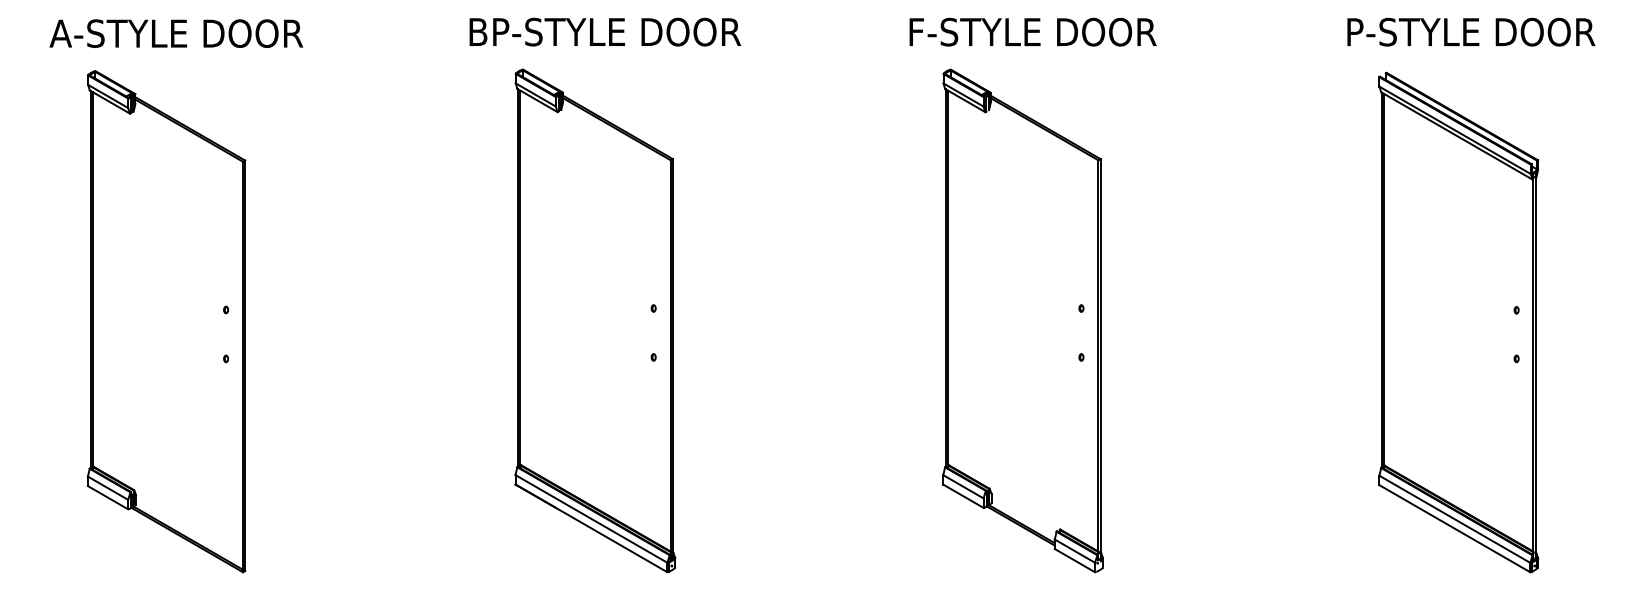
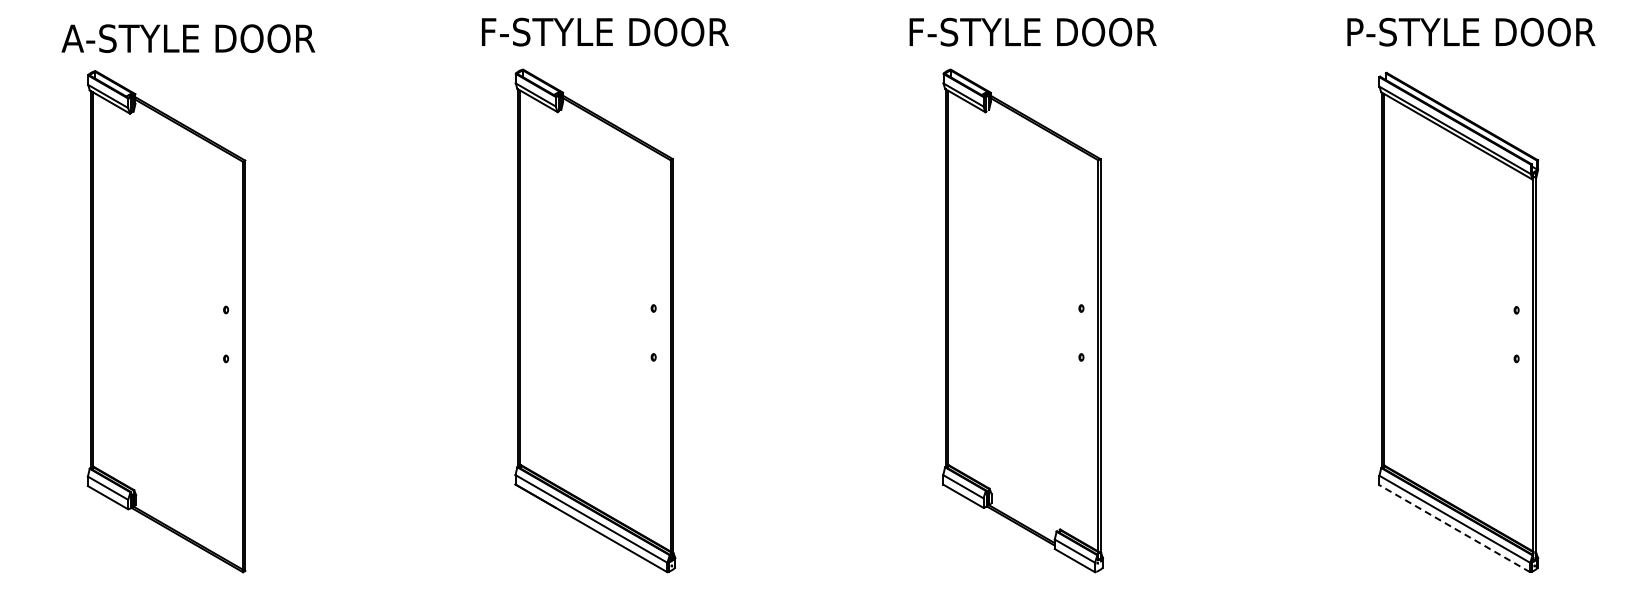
text: BP-STYLE DOOR -> F-STYLE DOOR (605, 31)
text position: (176, 33) -> (188, 38) (188, 38)
line: solid -> dashed (1454, 528)
